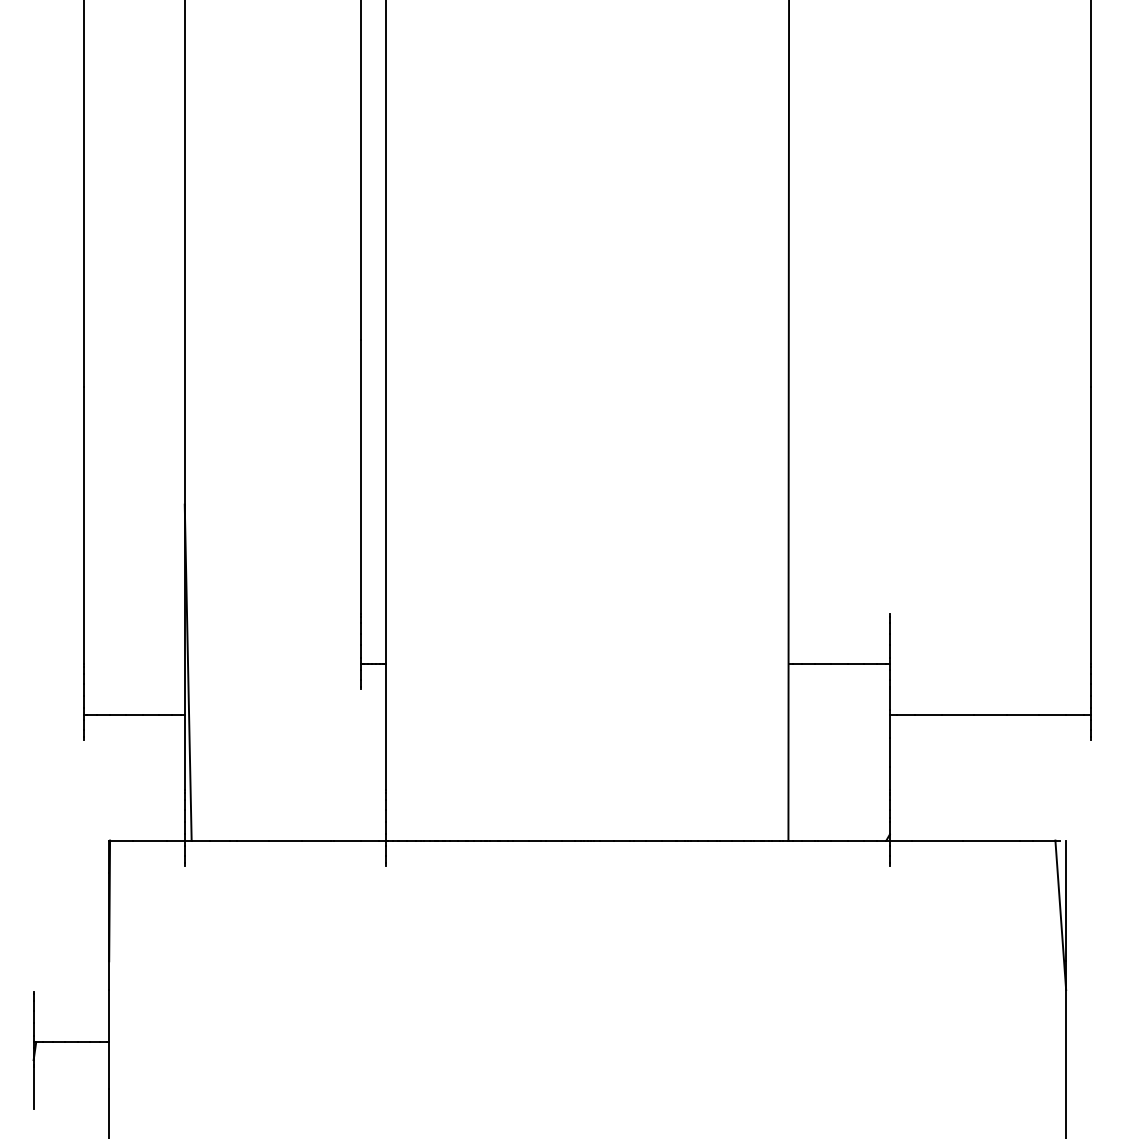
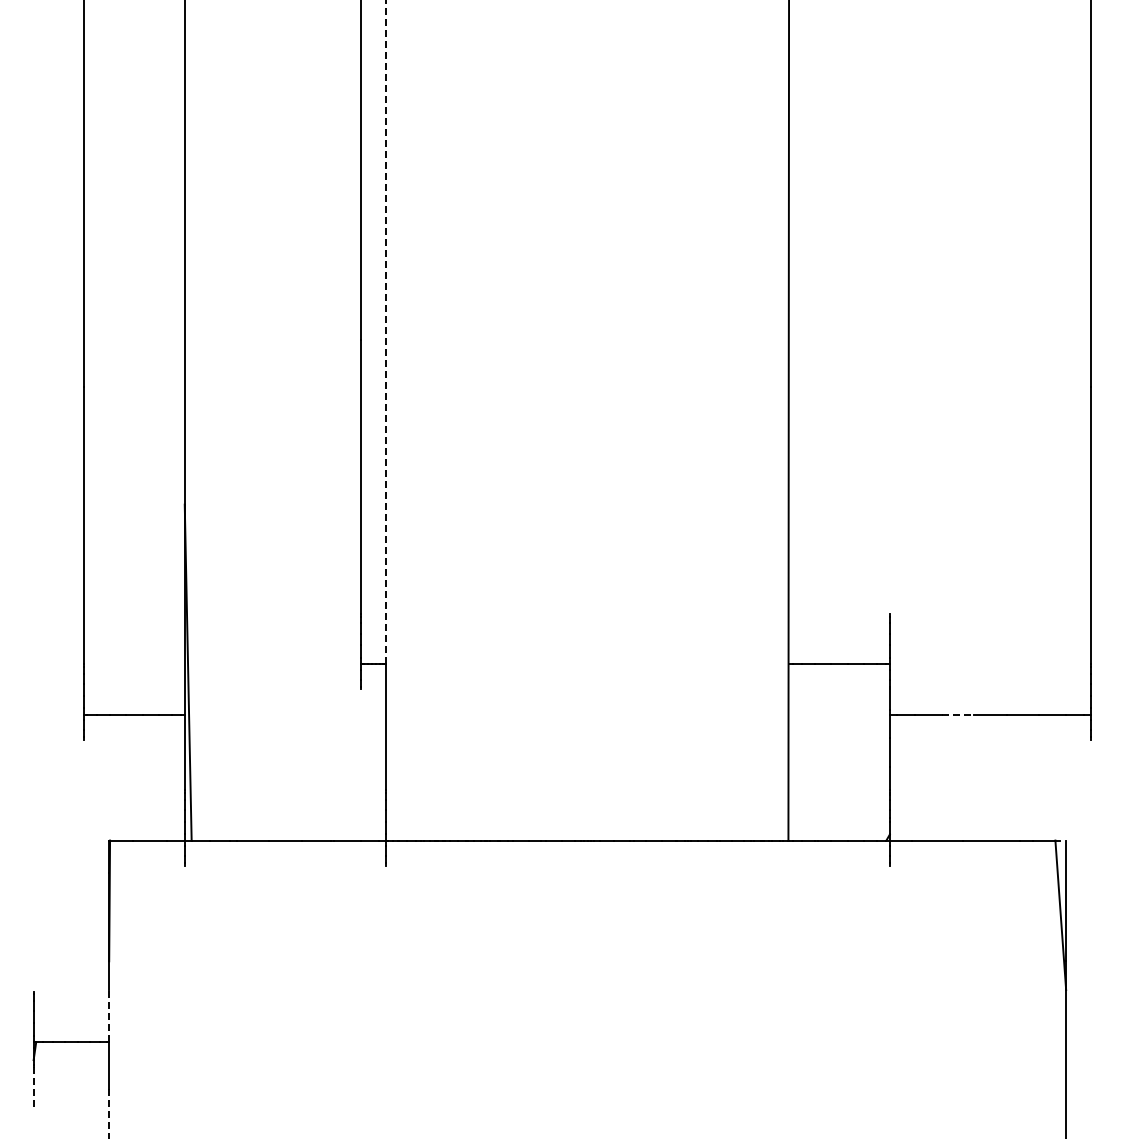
line: solid -> dashed (386, 332)
line: solid -> dashed (957, 714)
line: solid -> dashed (109, 1016)
line: solid -> dashed (33, 1087)
line: solid -> dashed (109, 1113)
